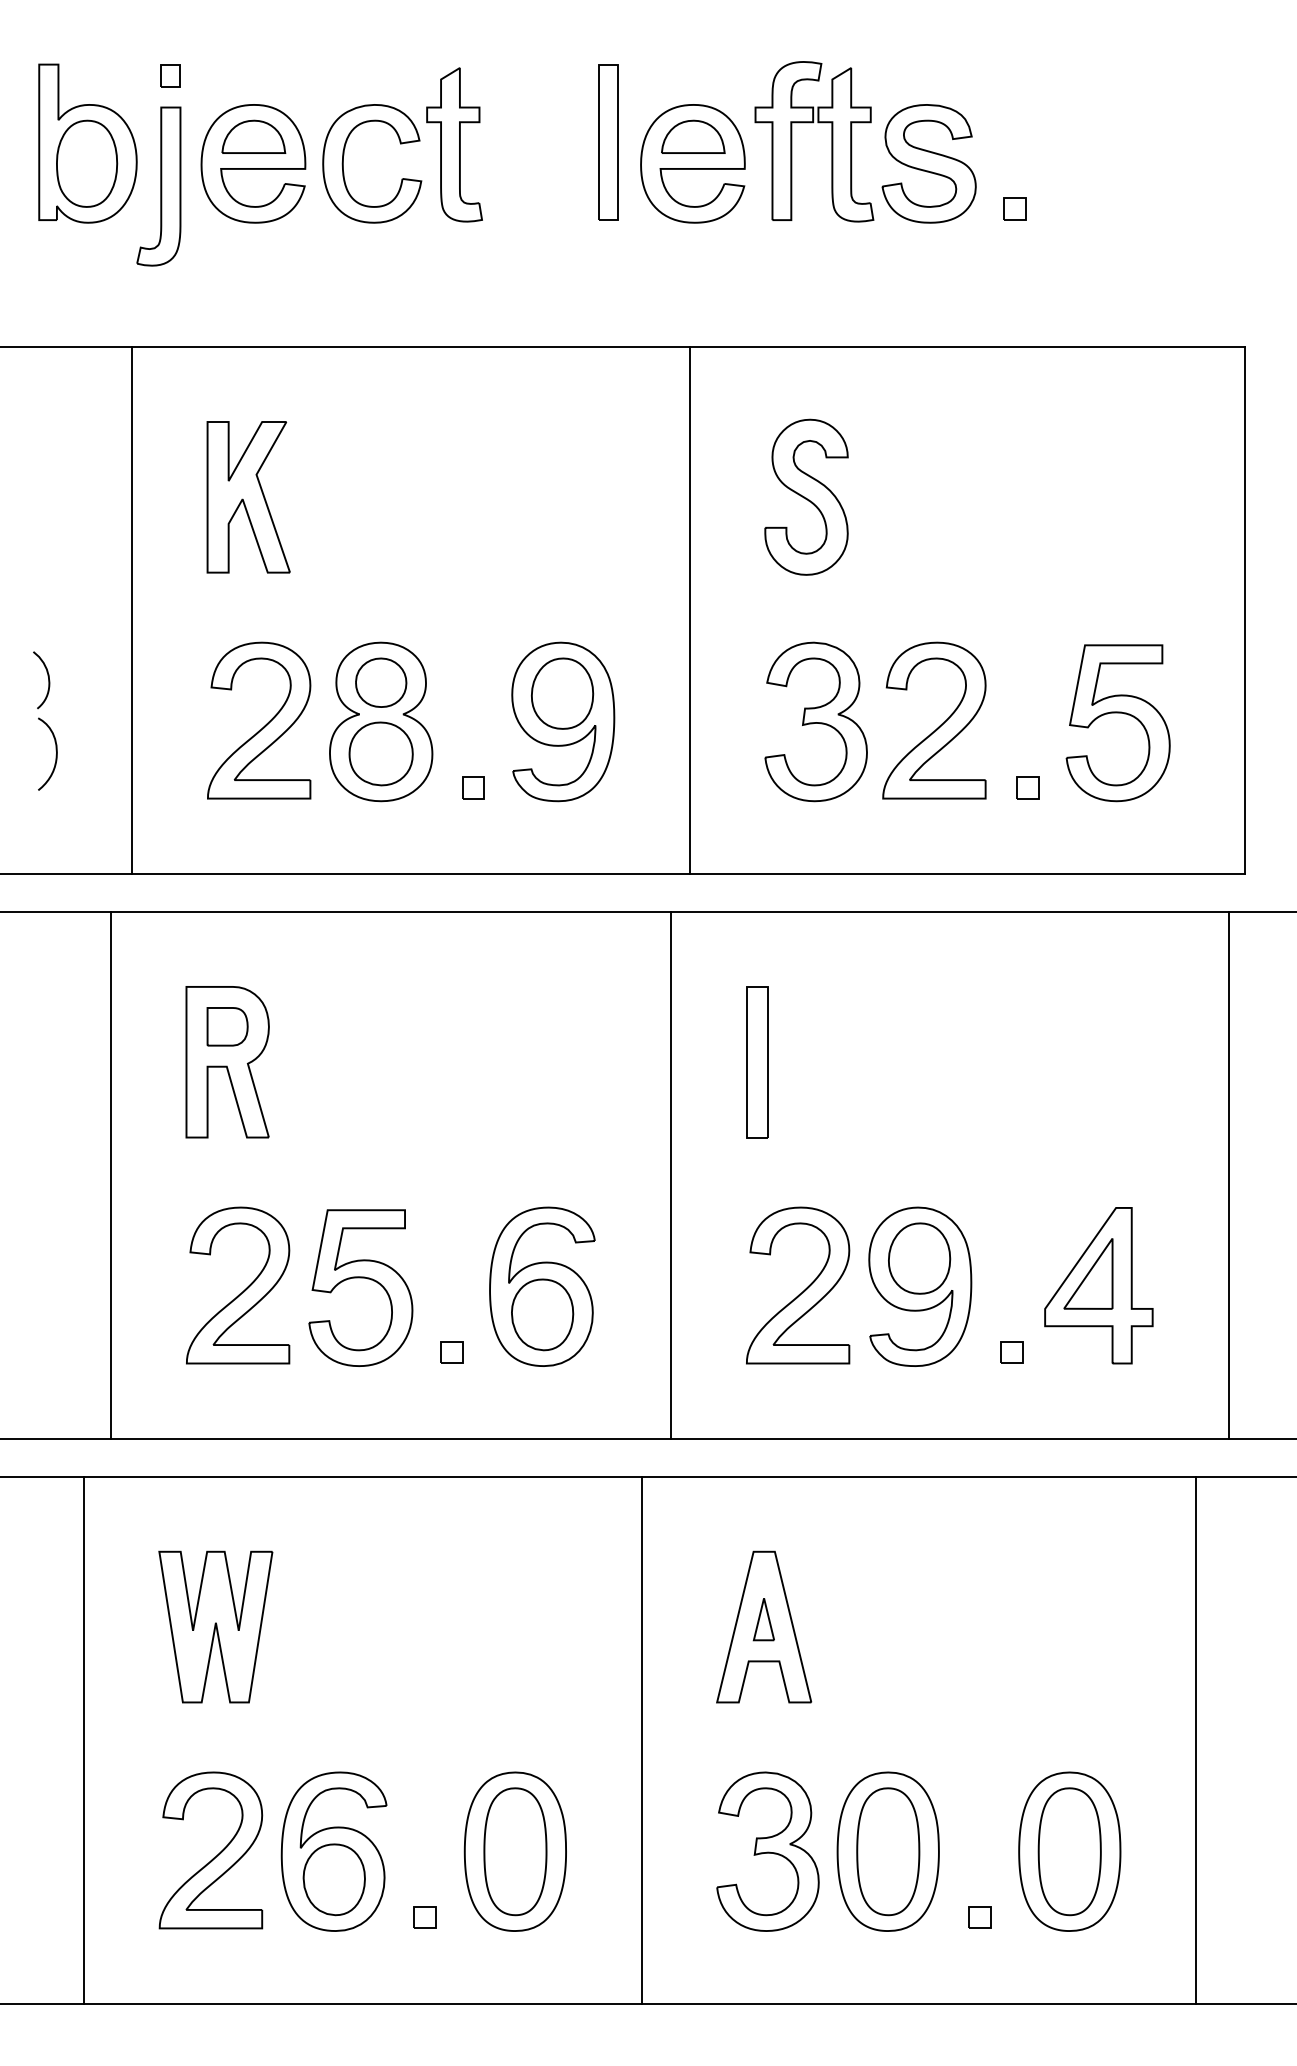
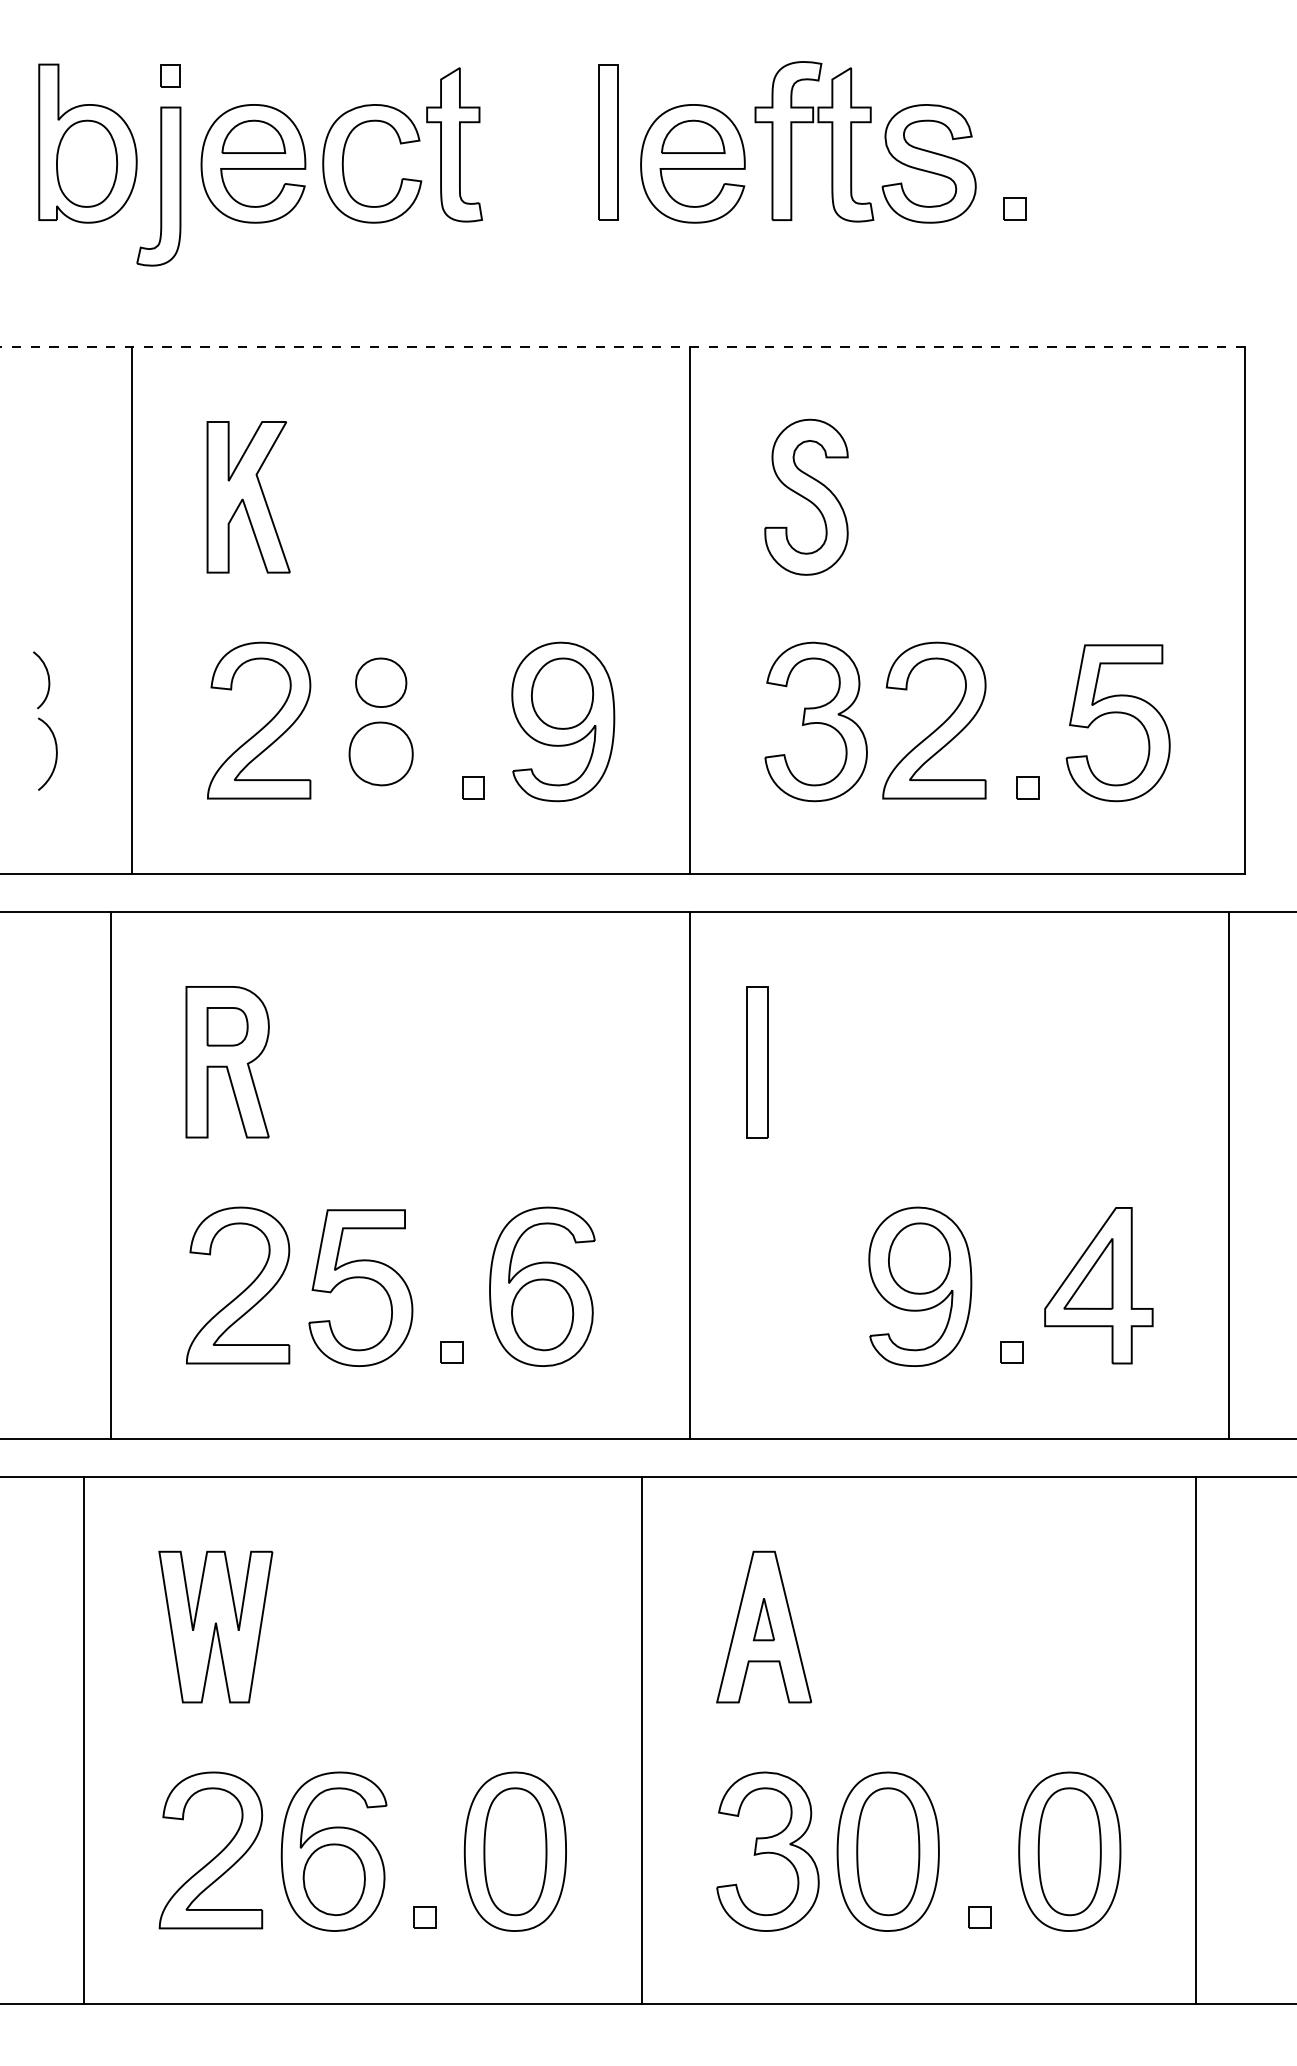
line: solid -> dashed (622, 346)
part: present -> none (381, 721)
line position: (670, 1175) -> (689, 1175) (689, 1175)
part: present -> none (803, 1290)
